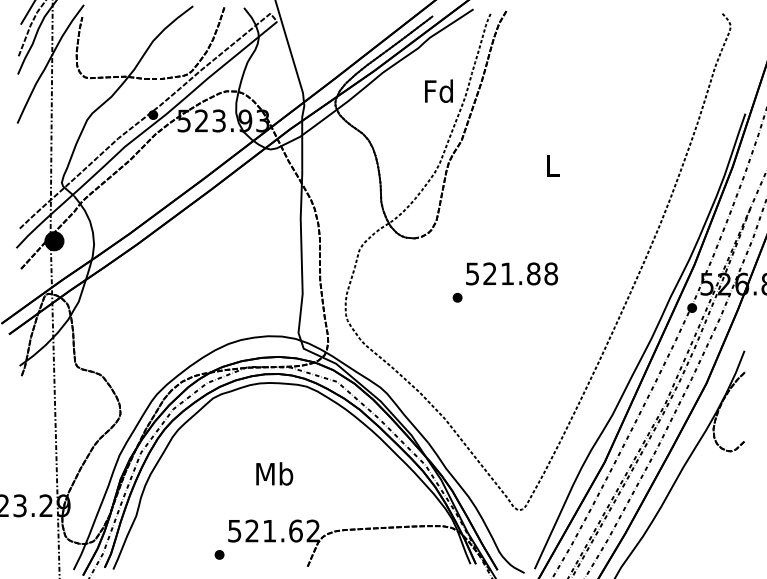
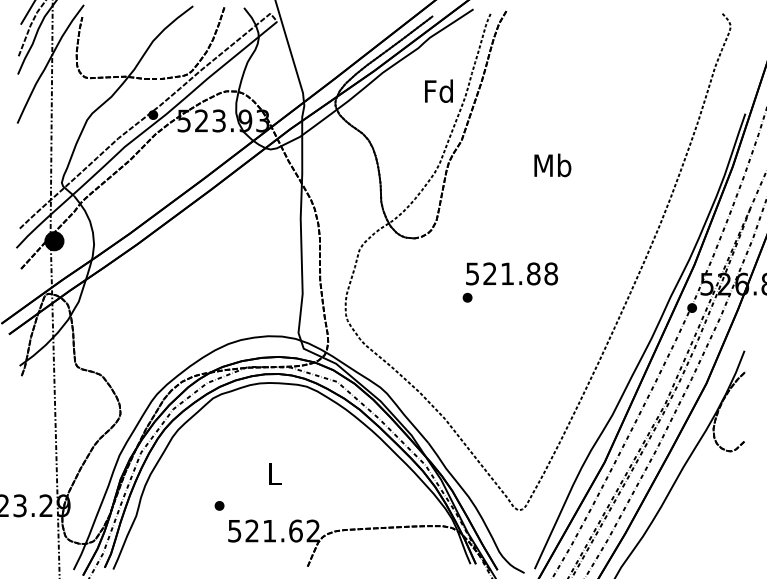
text: L -> Mb (552, 165)
part position: (457, 297) -> (467, 297) (467, 297)
text: Mb -> L (274, 473)
part position: (219, 554) -> (219, 505) (219, 505)
